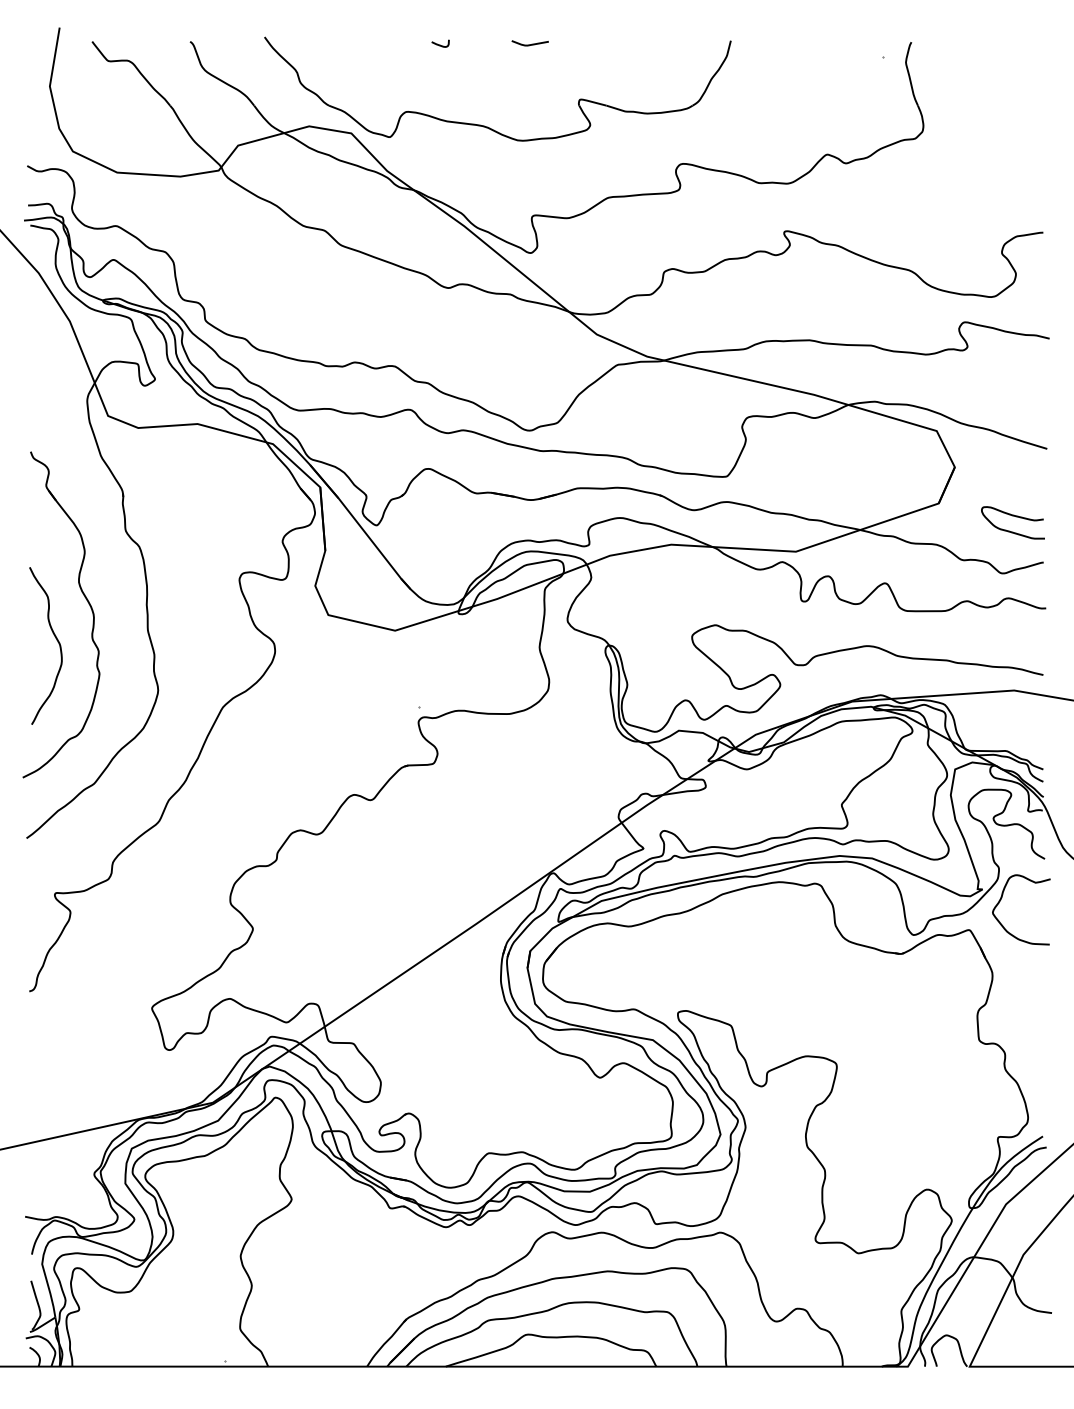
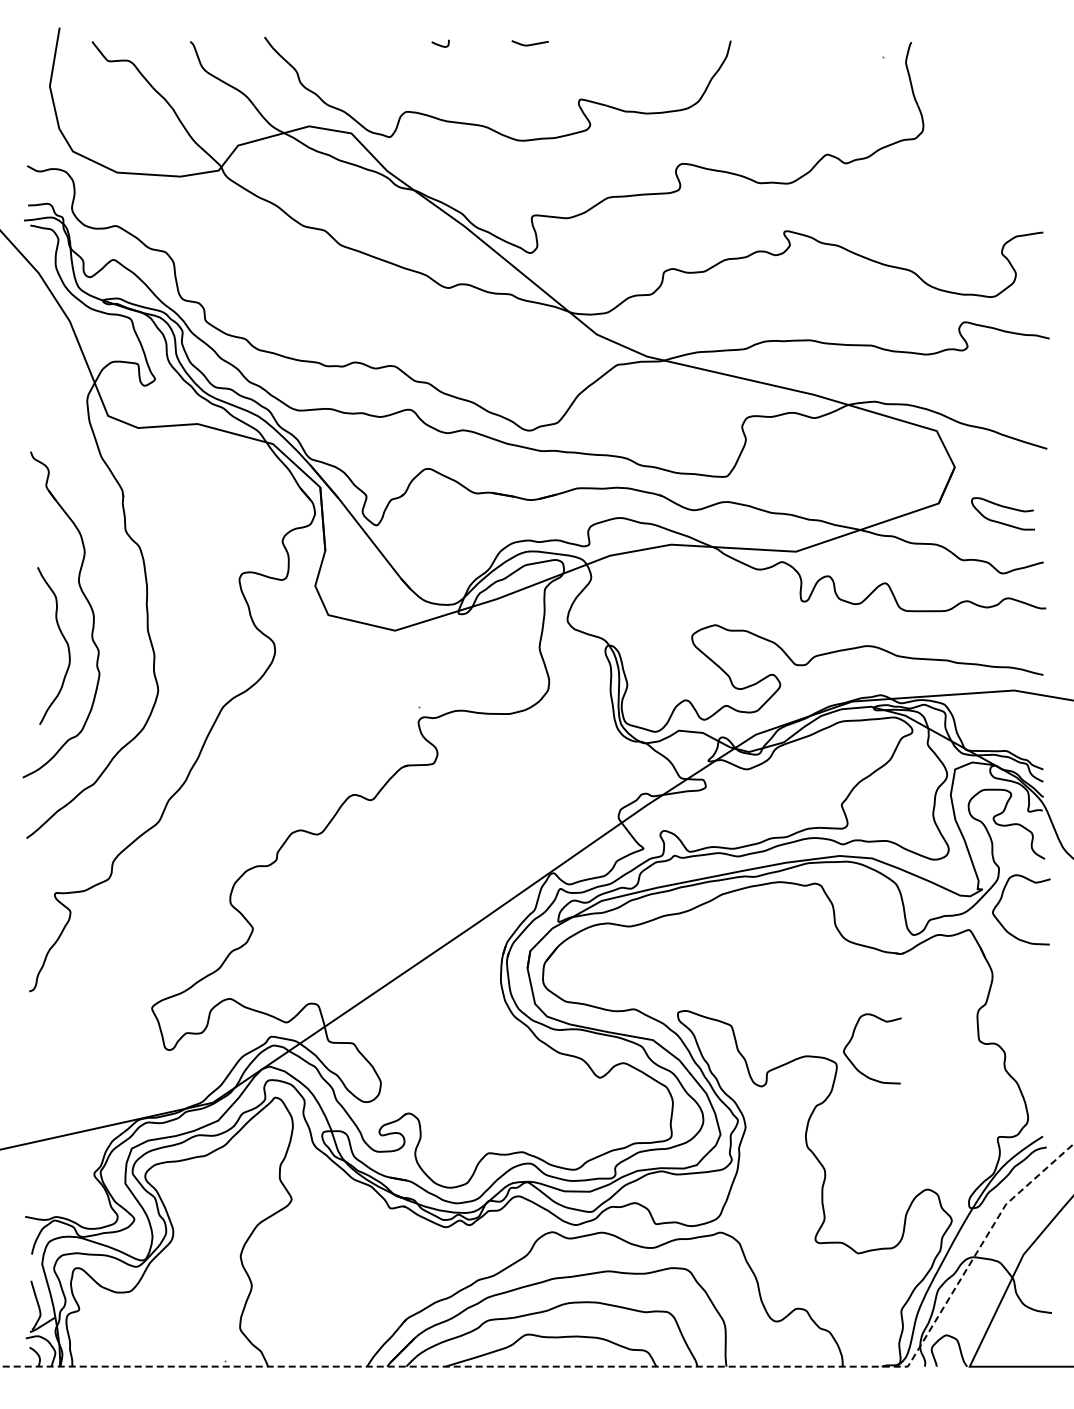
curve position: (1012, 516) -> (1002, 507) (1002, 507)
curve position: (56, 640) -> (64, 640) (64, 640)
curve: none -> present (852, 1038)
line: solid -> dashed (594, 1366)
